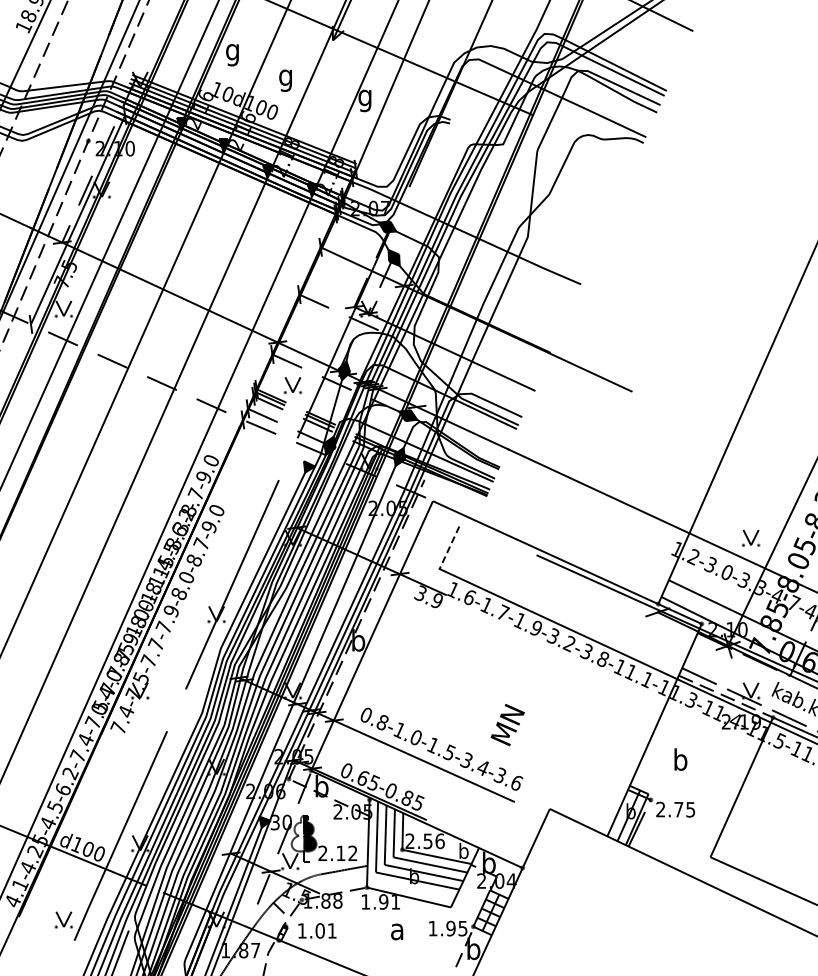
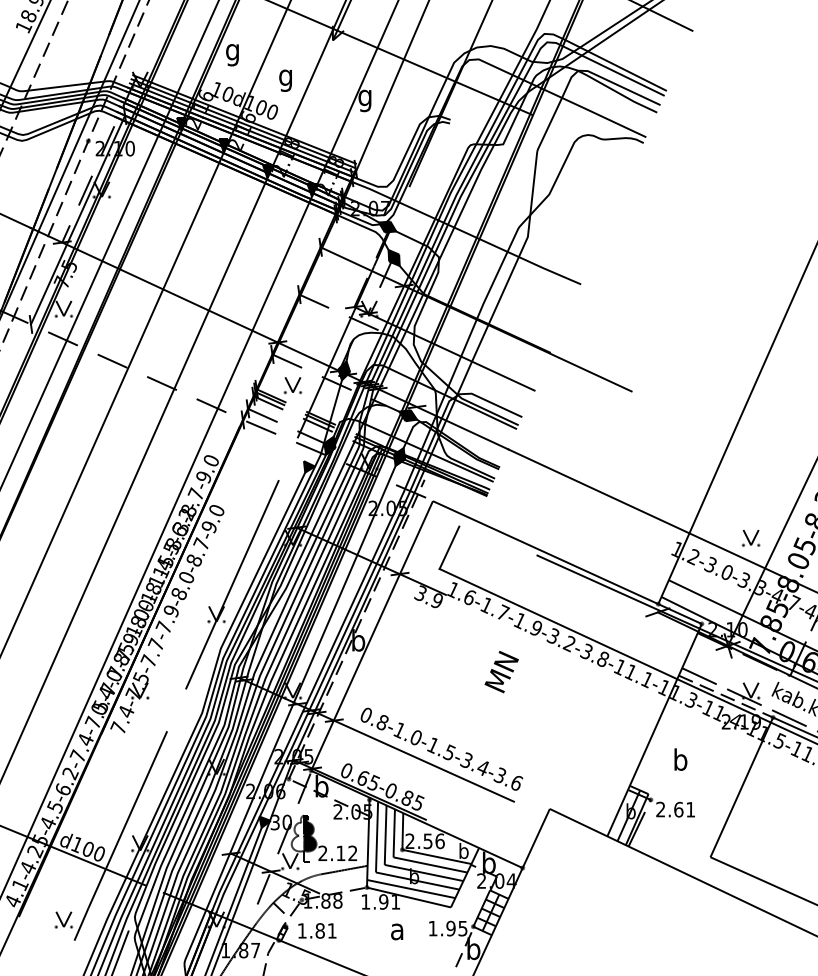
line: dashed -> solid (449, 548)
text position: (507, 725) -> (501, 672) (501, 672)
text: 2.75 -> 2.61 (684, 809)
line: none -> present (411, 889)
text: 1.01 -> 1.81 (319, 930)
